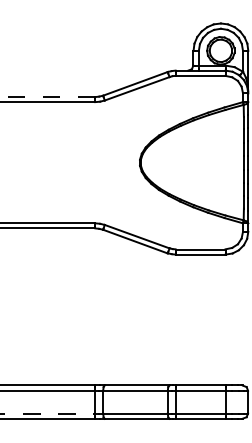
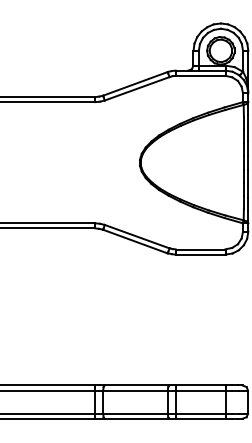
line: dashed -> solid (47, 97)
line: dashed -> solid (48, 413)
